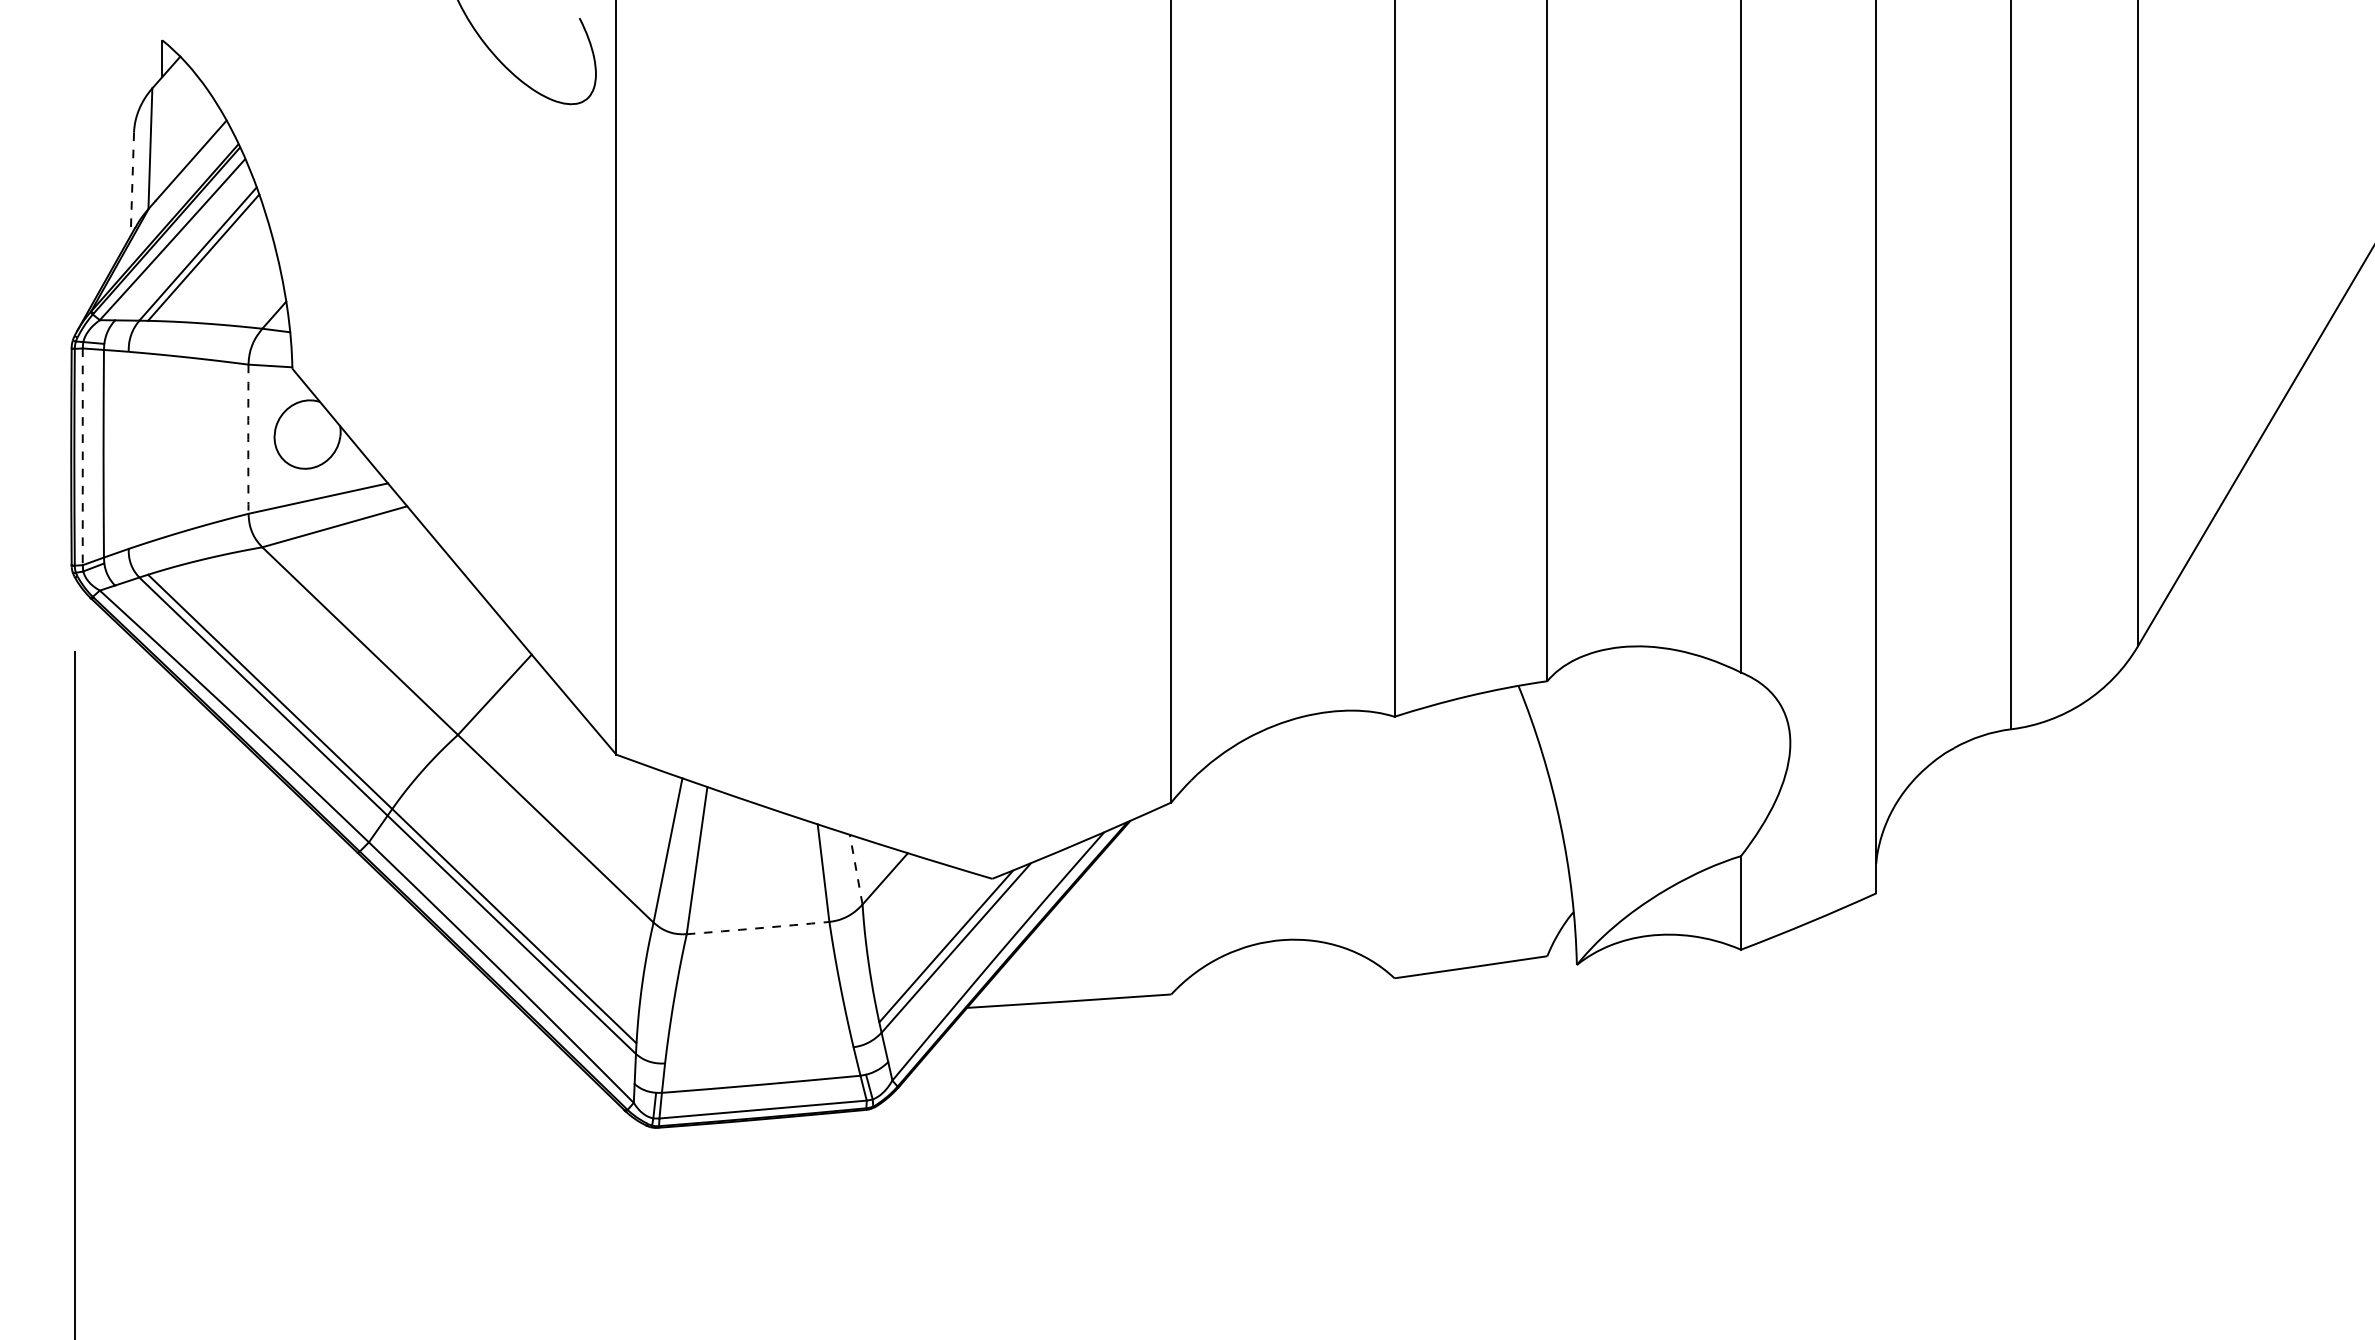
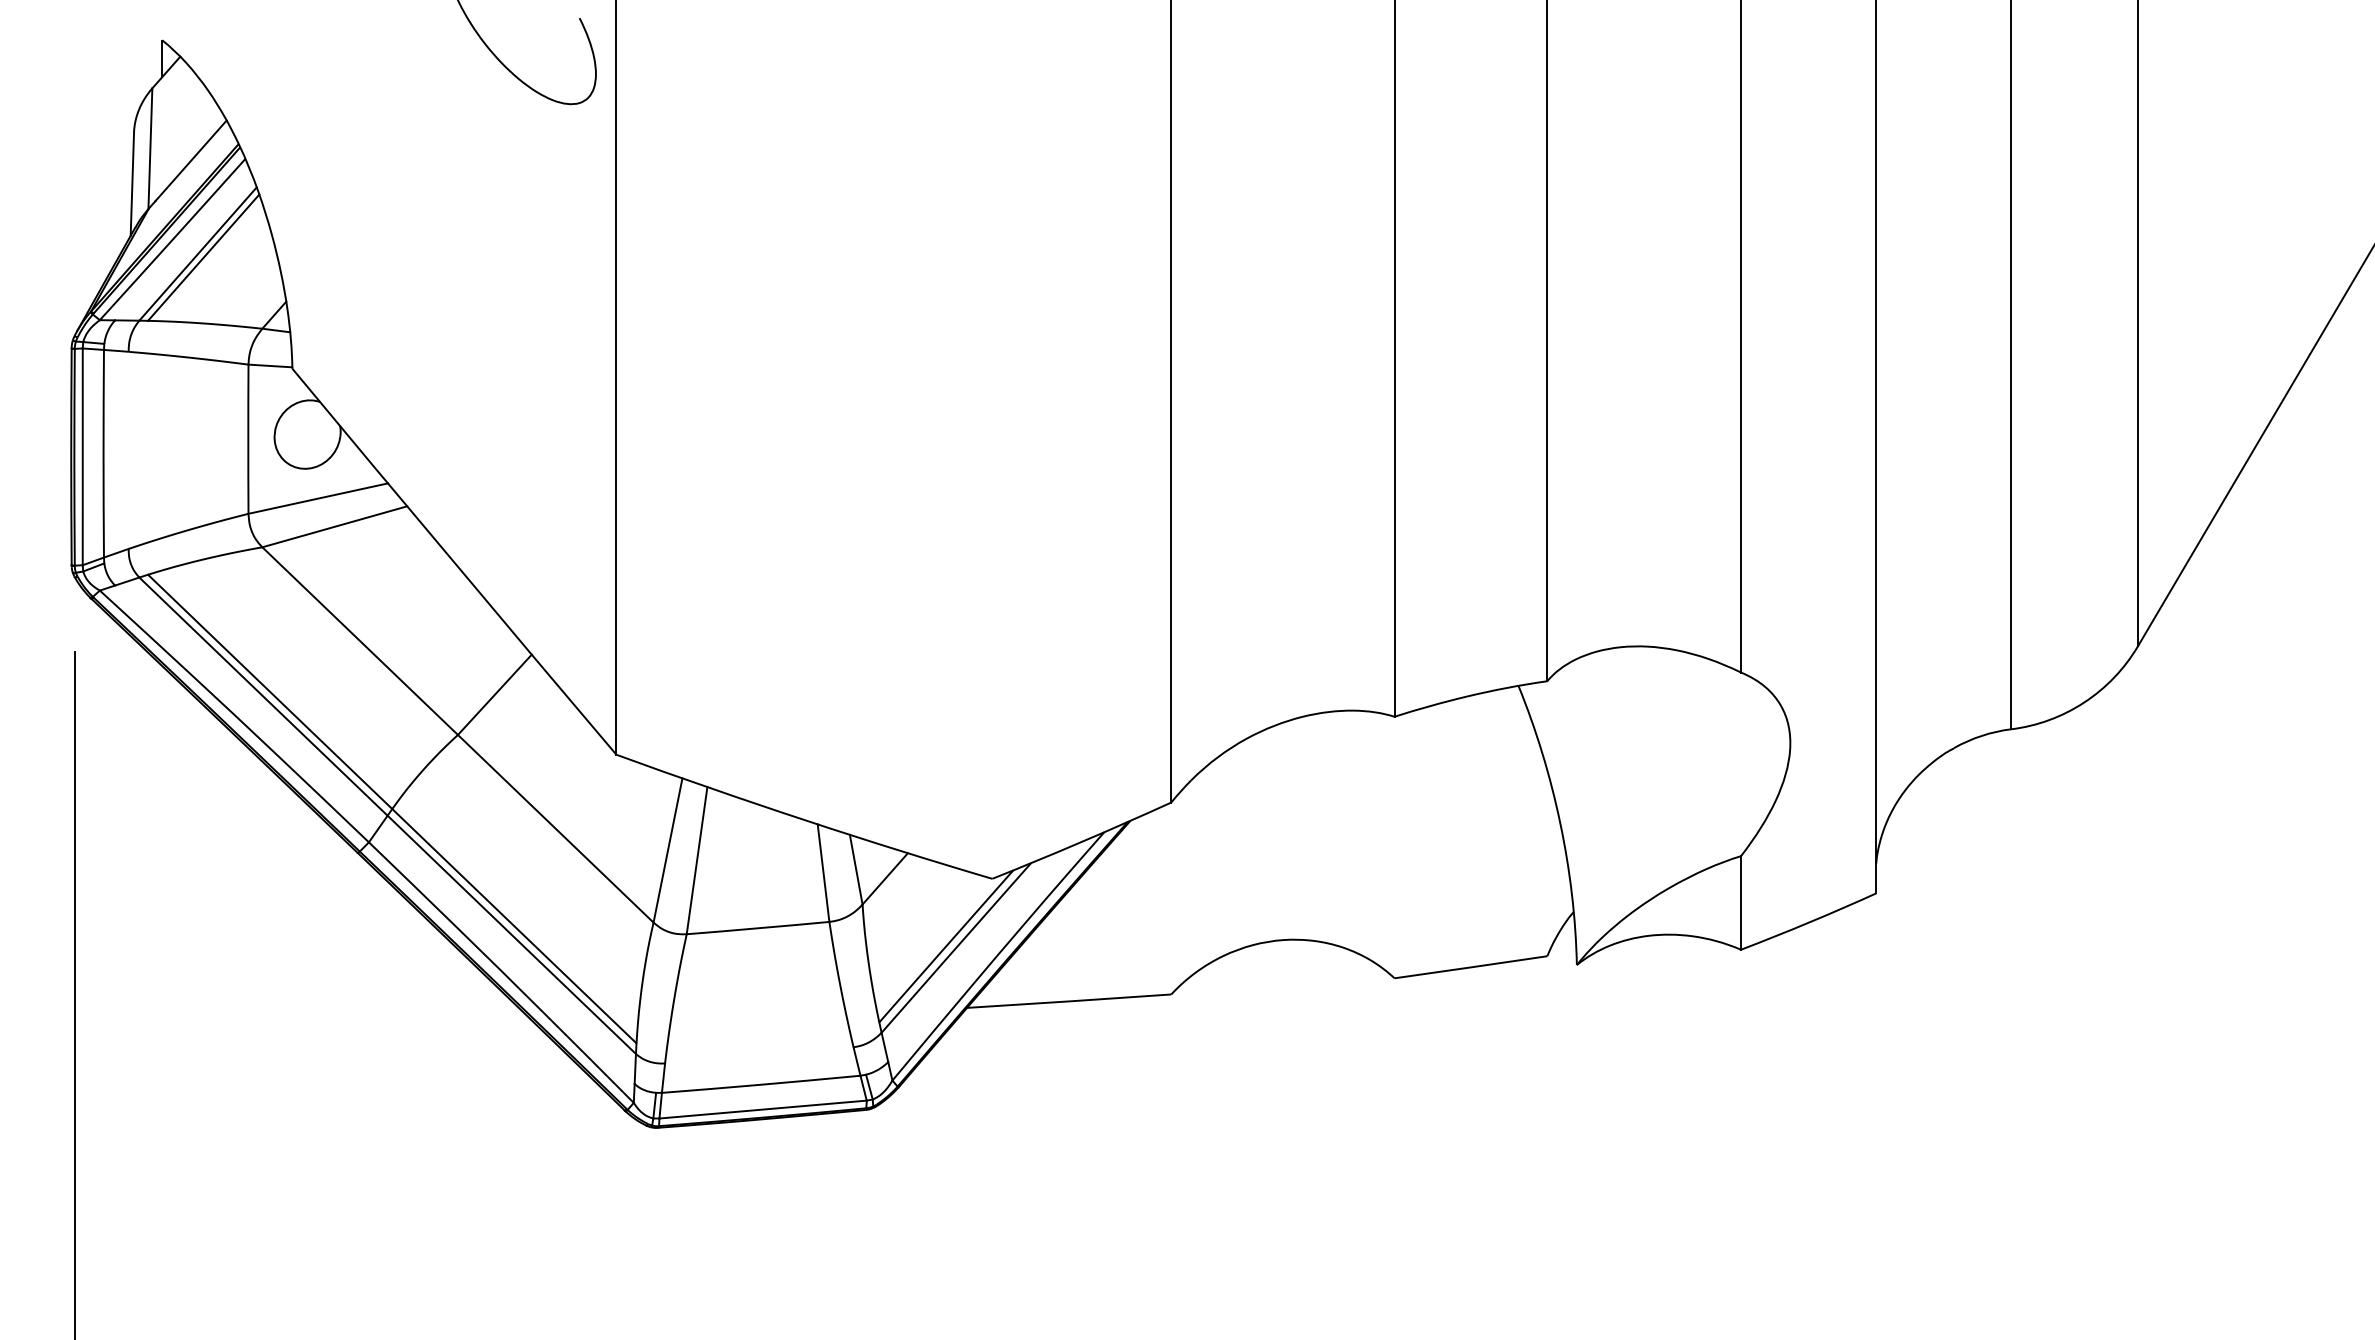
line: dashed -> solid (132, 184)
arc: dashed -> solid (248, 439)
line: dashed -> solid (82, 457)
line: dashed -> solid (856, 869)
arc: dashed -> solid (758, 928)
